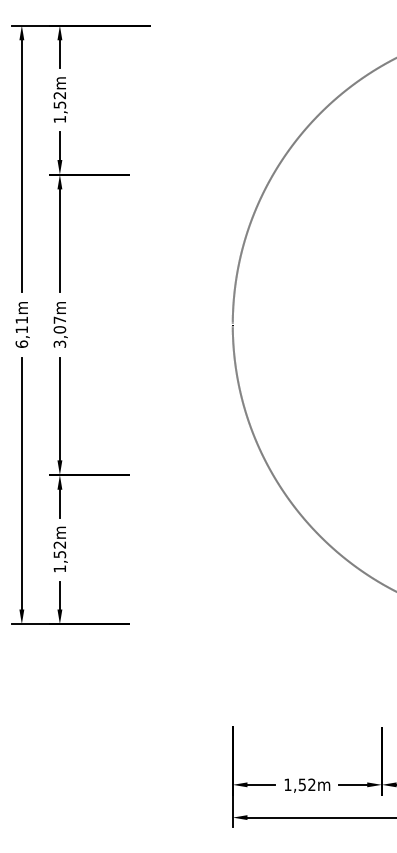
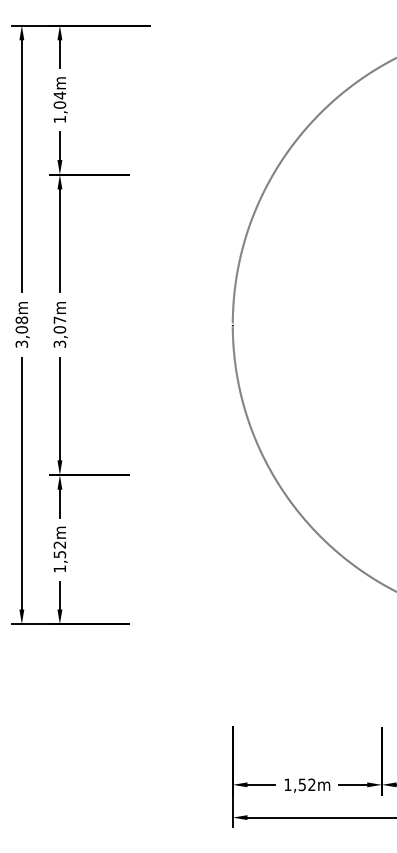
text: 1,52m -> 1,04m (59, 99)
text: 6,11m -> 3,08m (21, 331)
